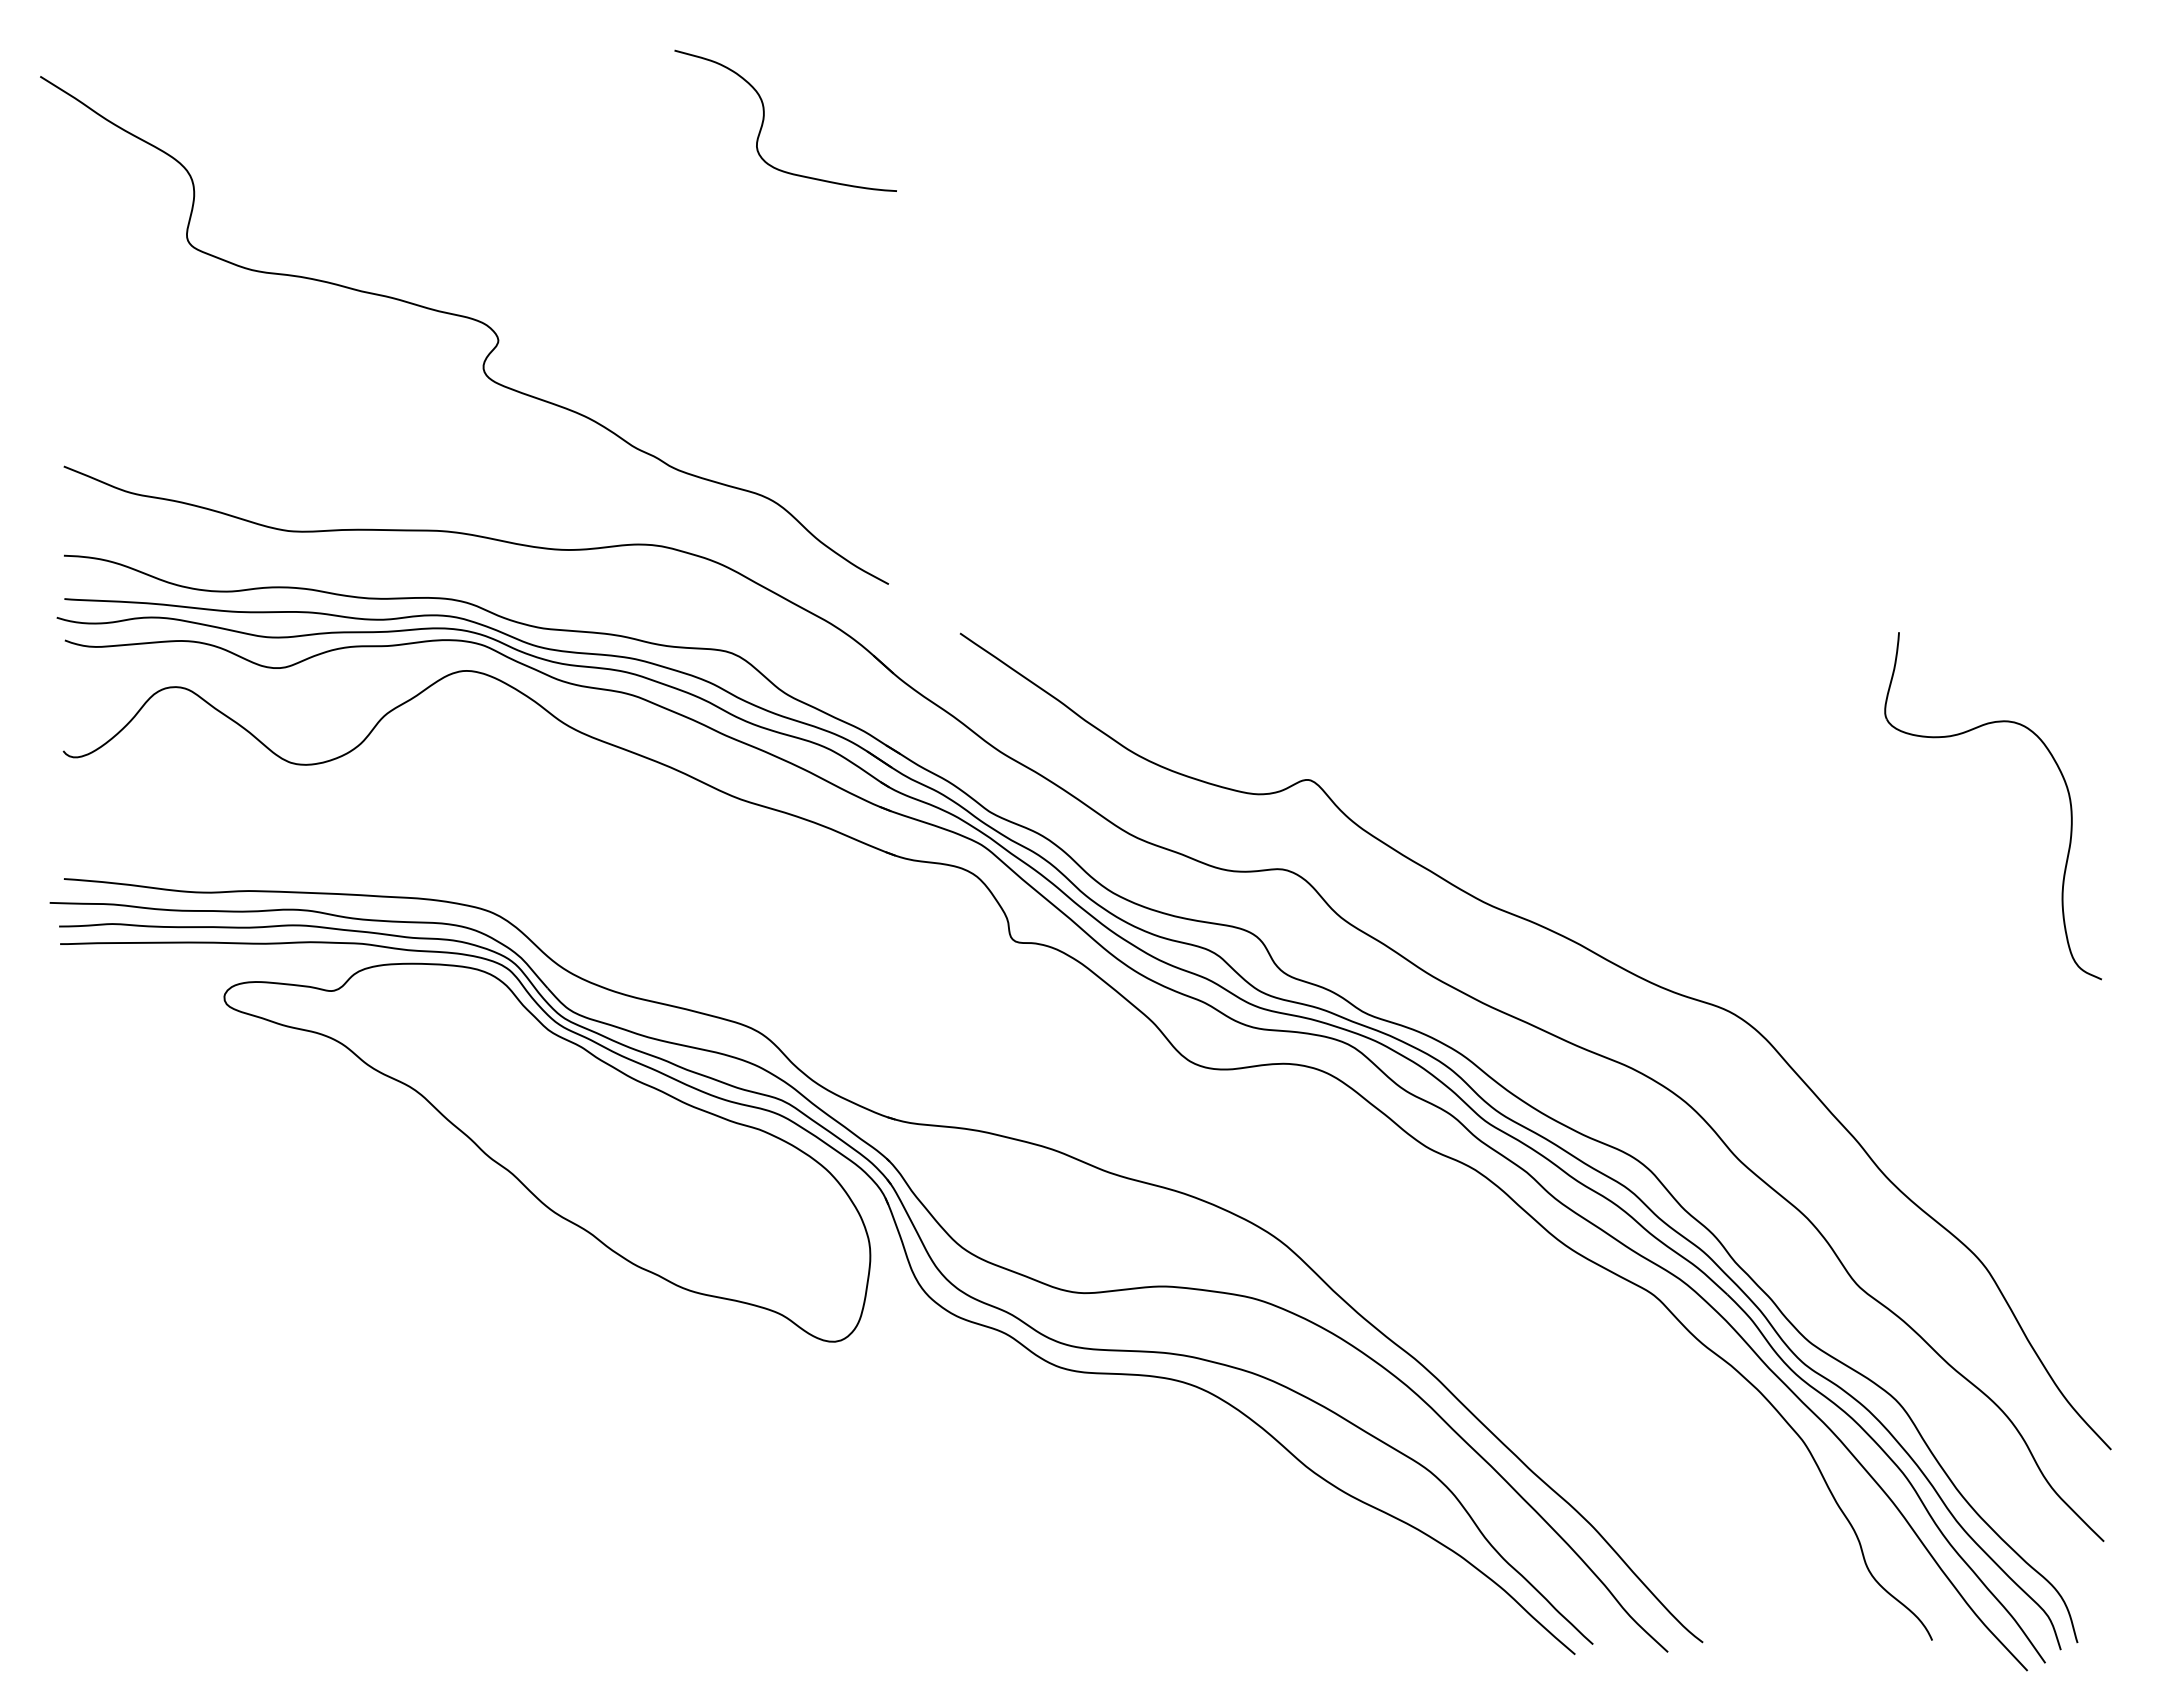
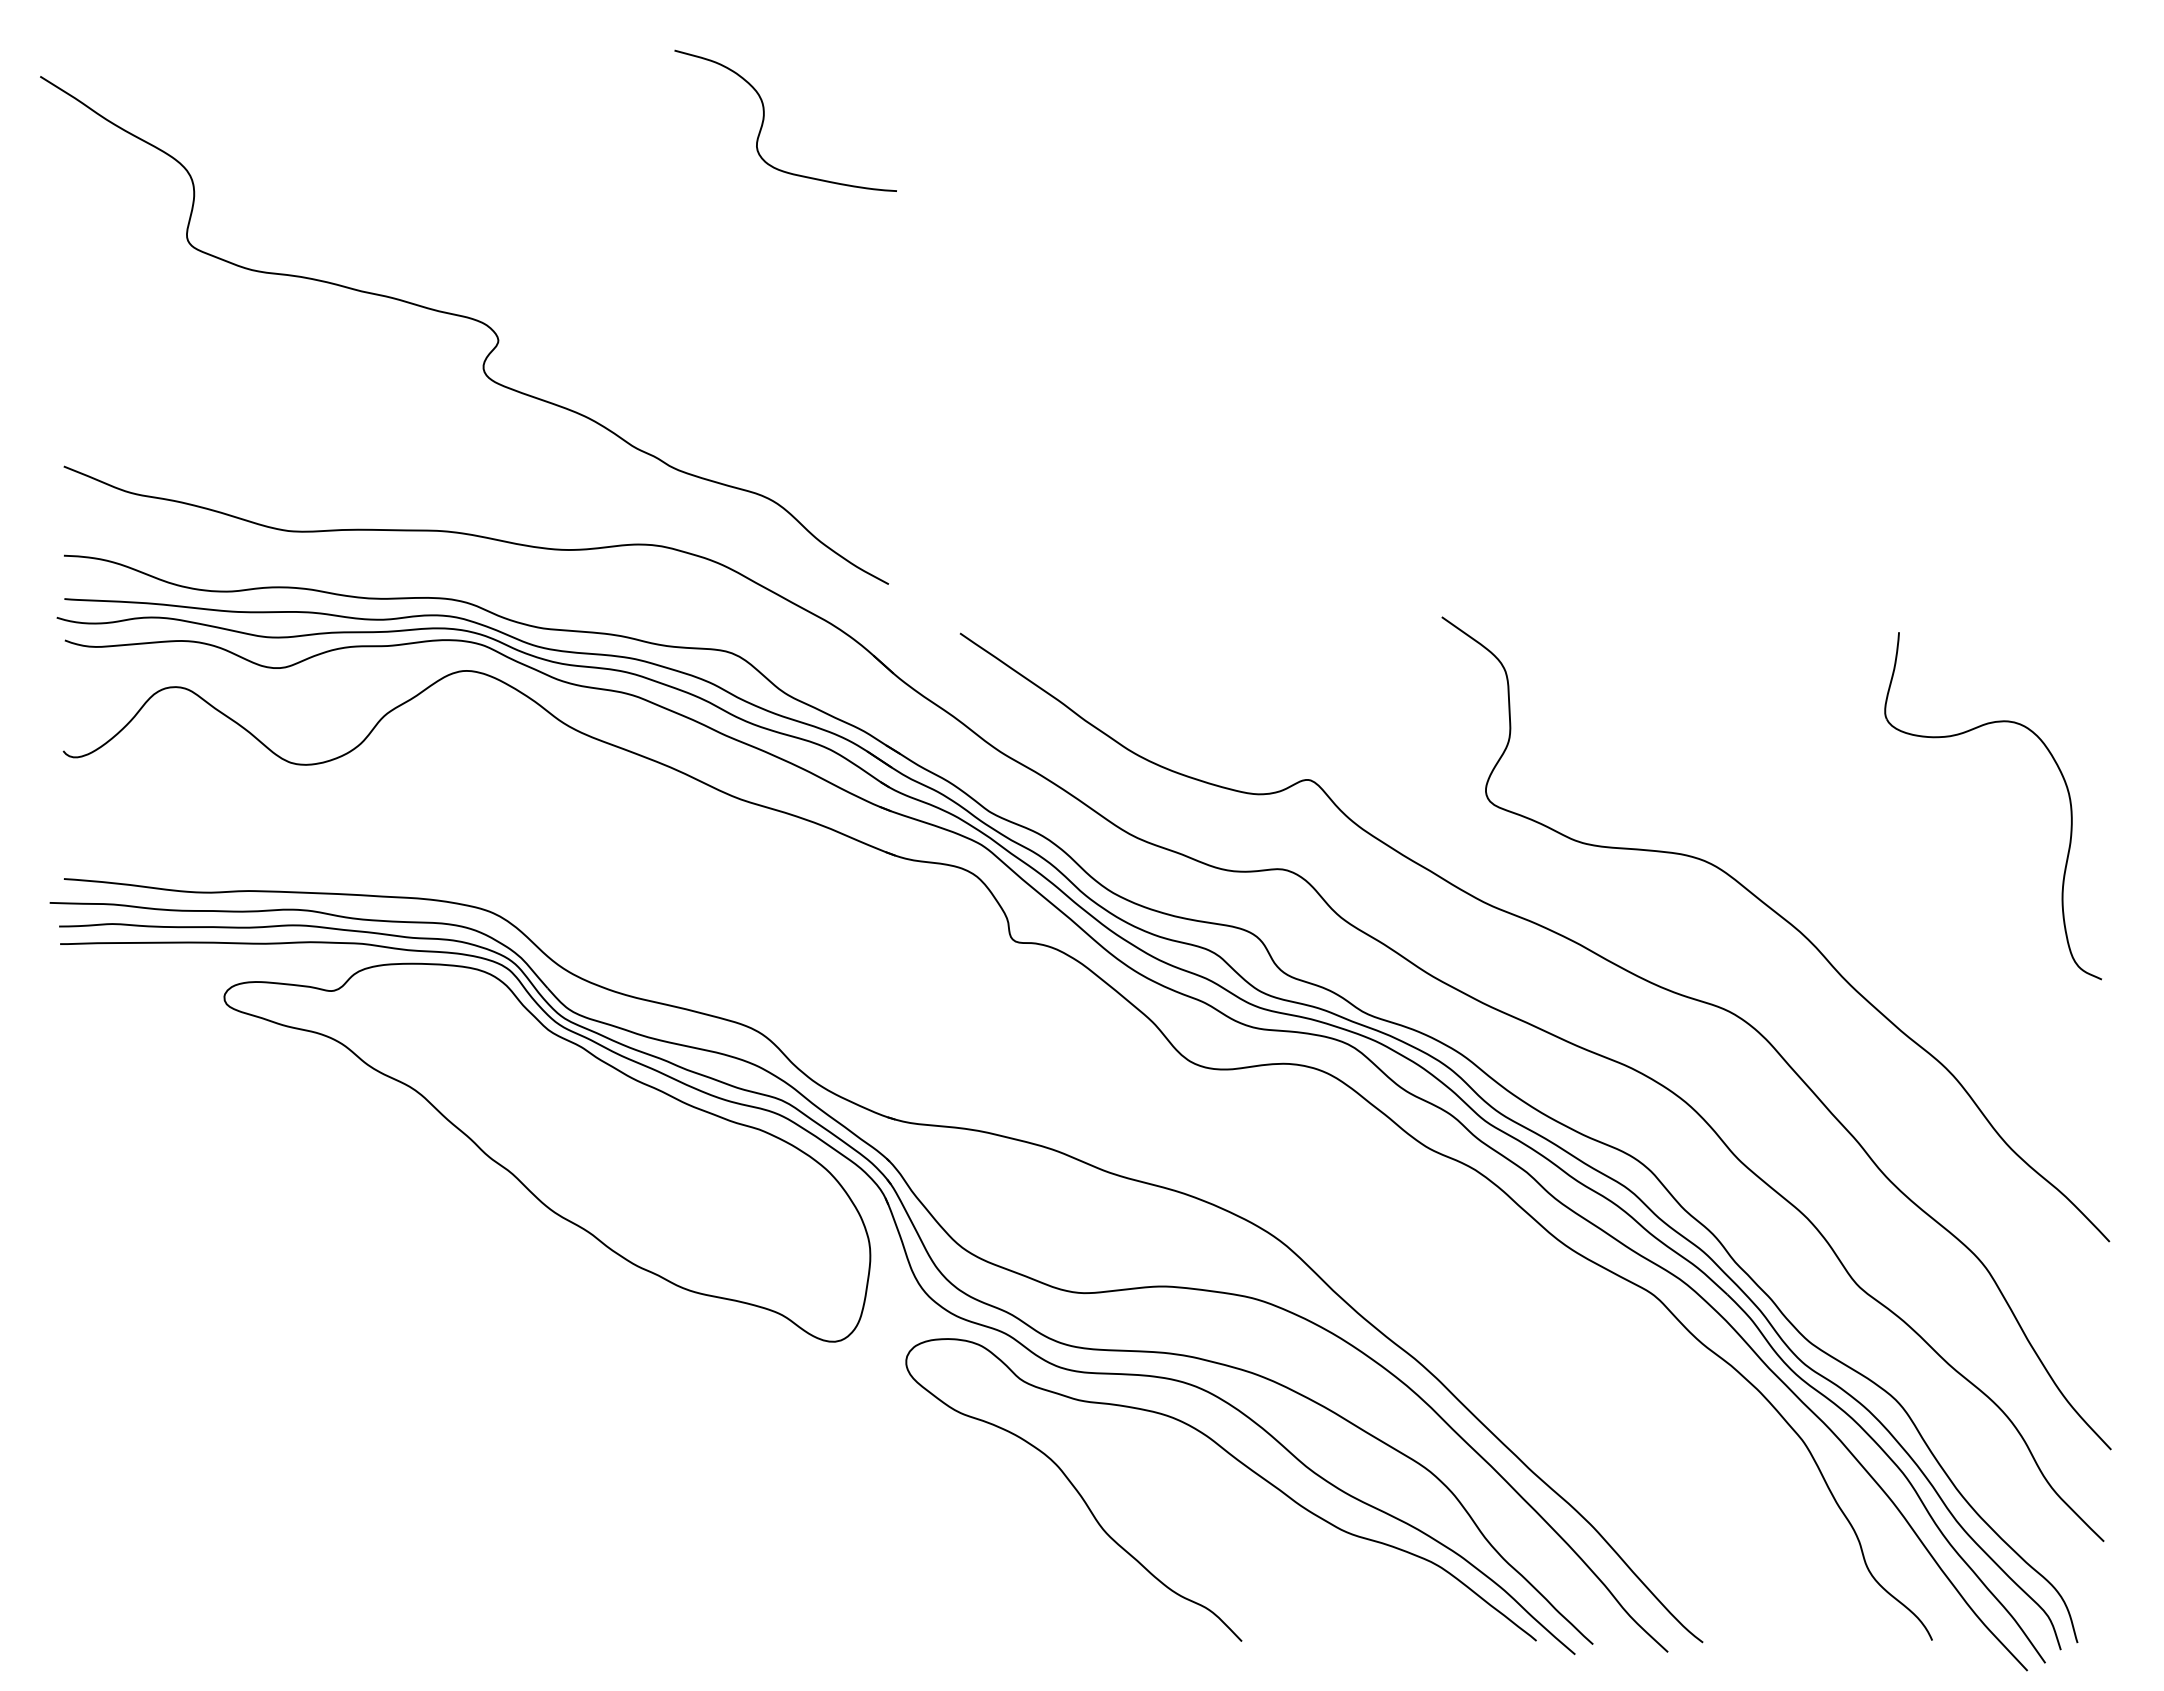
curve: none -> present (1781, 918)
curve: none -> present (1240, 1463)
